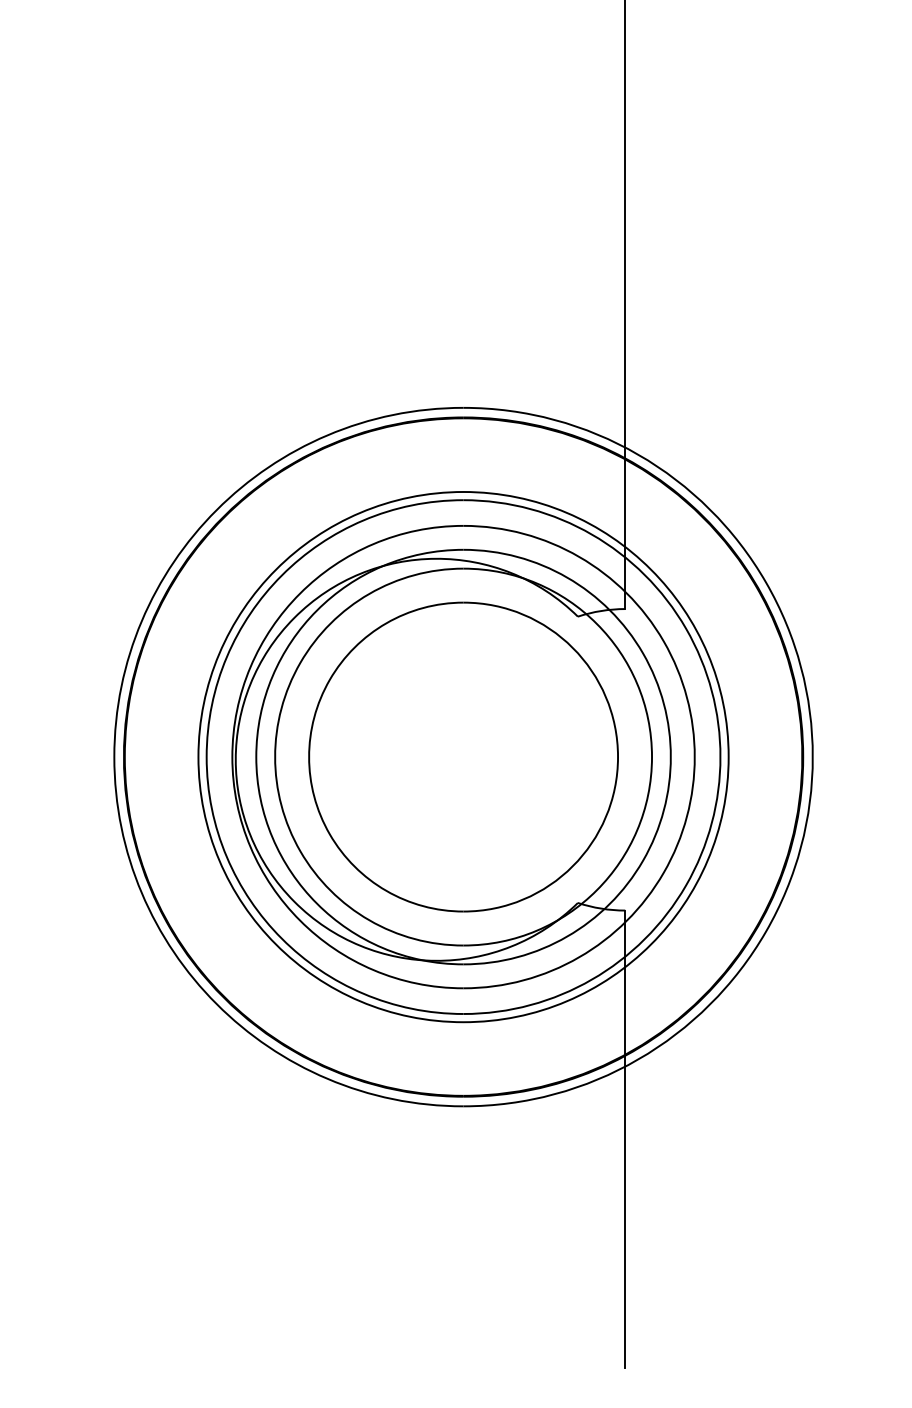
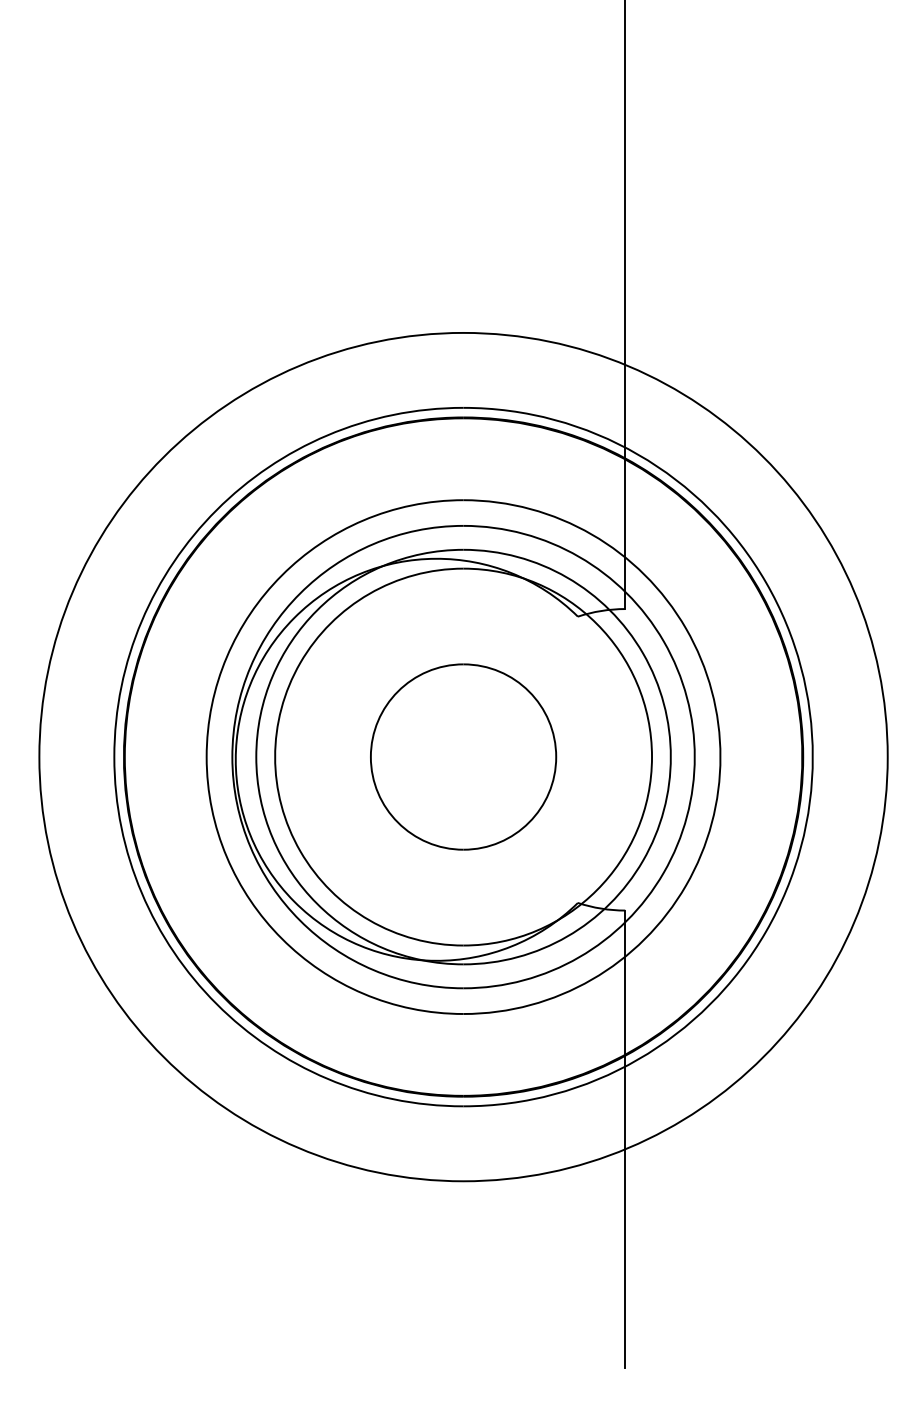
part size: 311x312 px -> 188x188 px (463, 756)
circle diameter: 530 px -> 848 px (463, 756)
